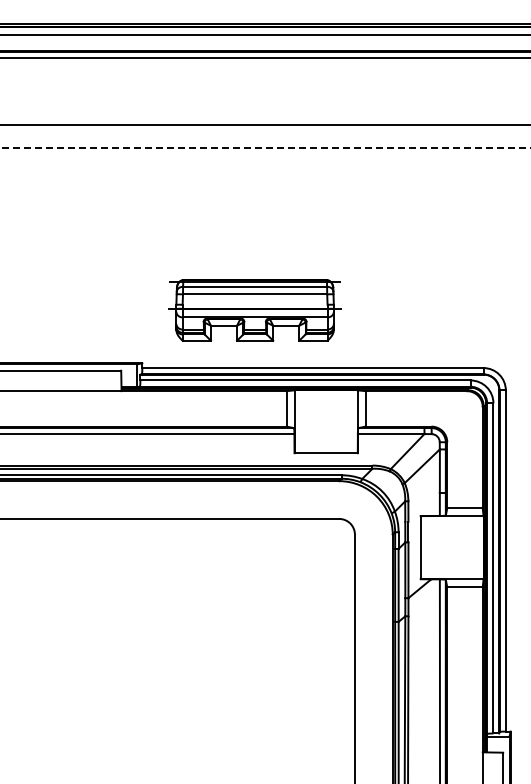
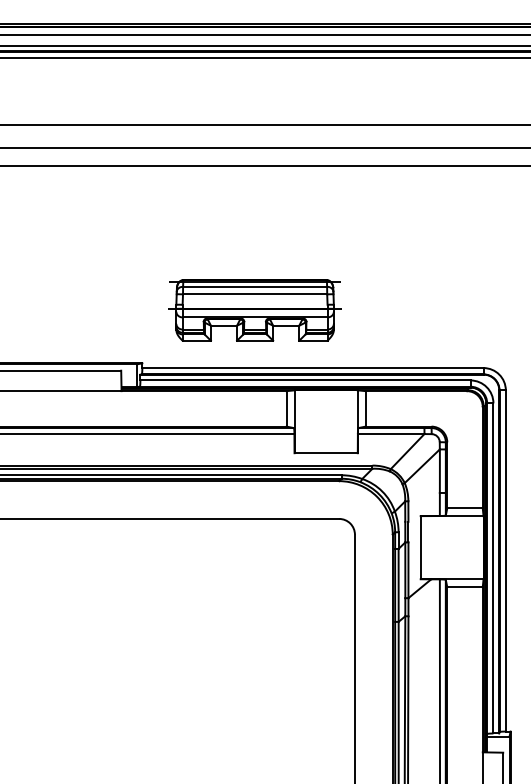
line: none -> present (264, 46)
line: dashed -> solid (265, 147)
line: none -> present (264, 165)
